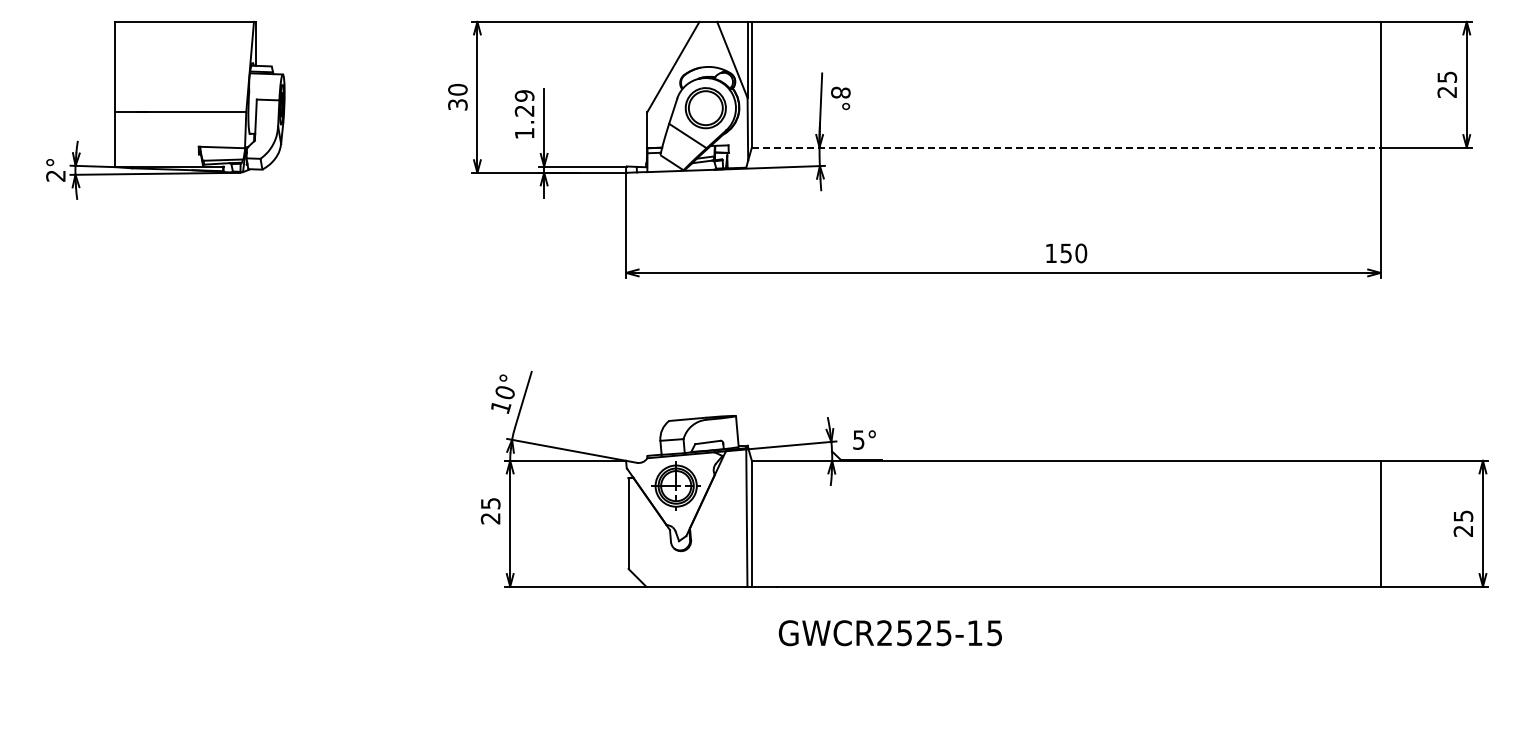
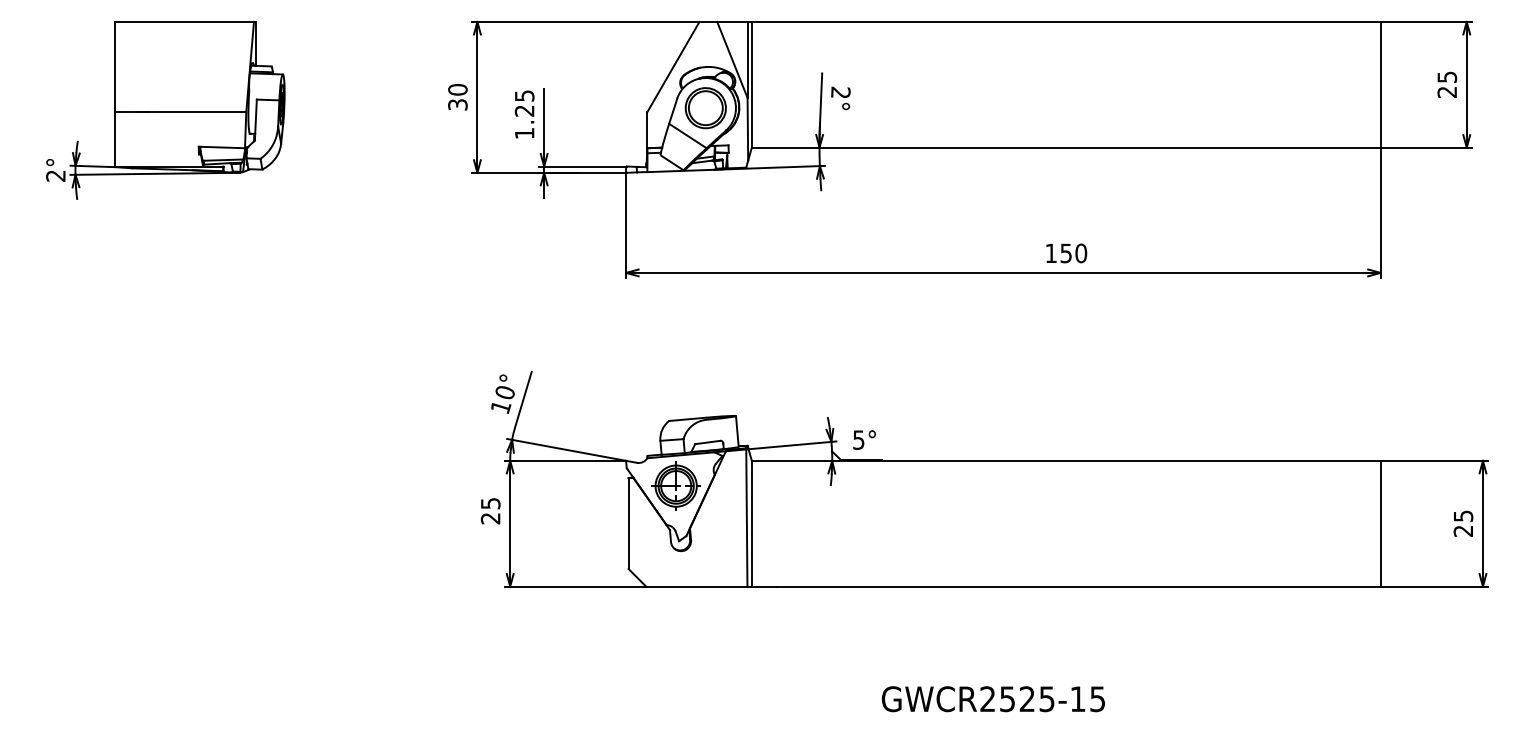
text: 8° -> 2° (840, 92)
text: 1.29 -> 1.25 (524, 95)
line: dashed -> solid (1066, 147)
text position: (889, 633) -> (992, 699) (992, 699)
